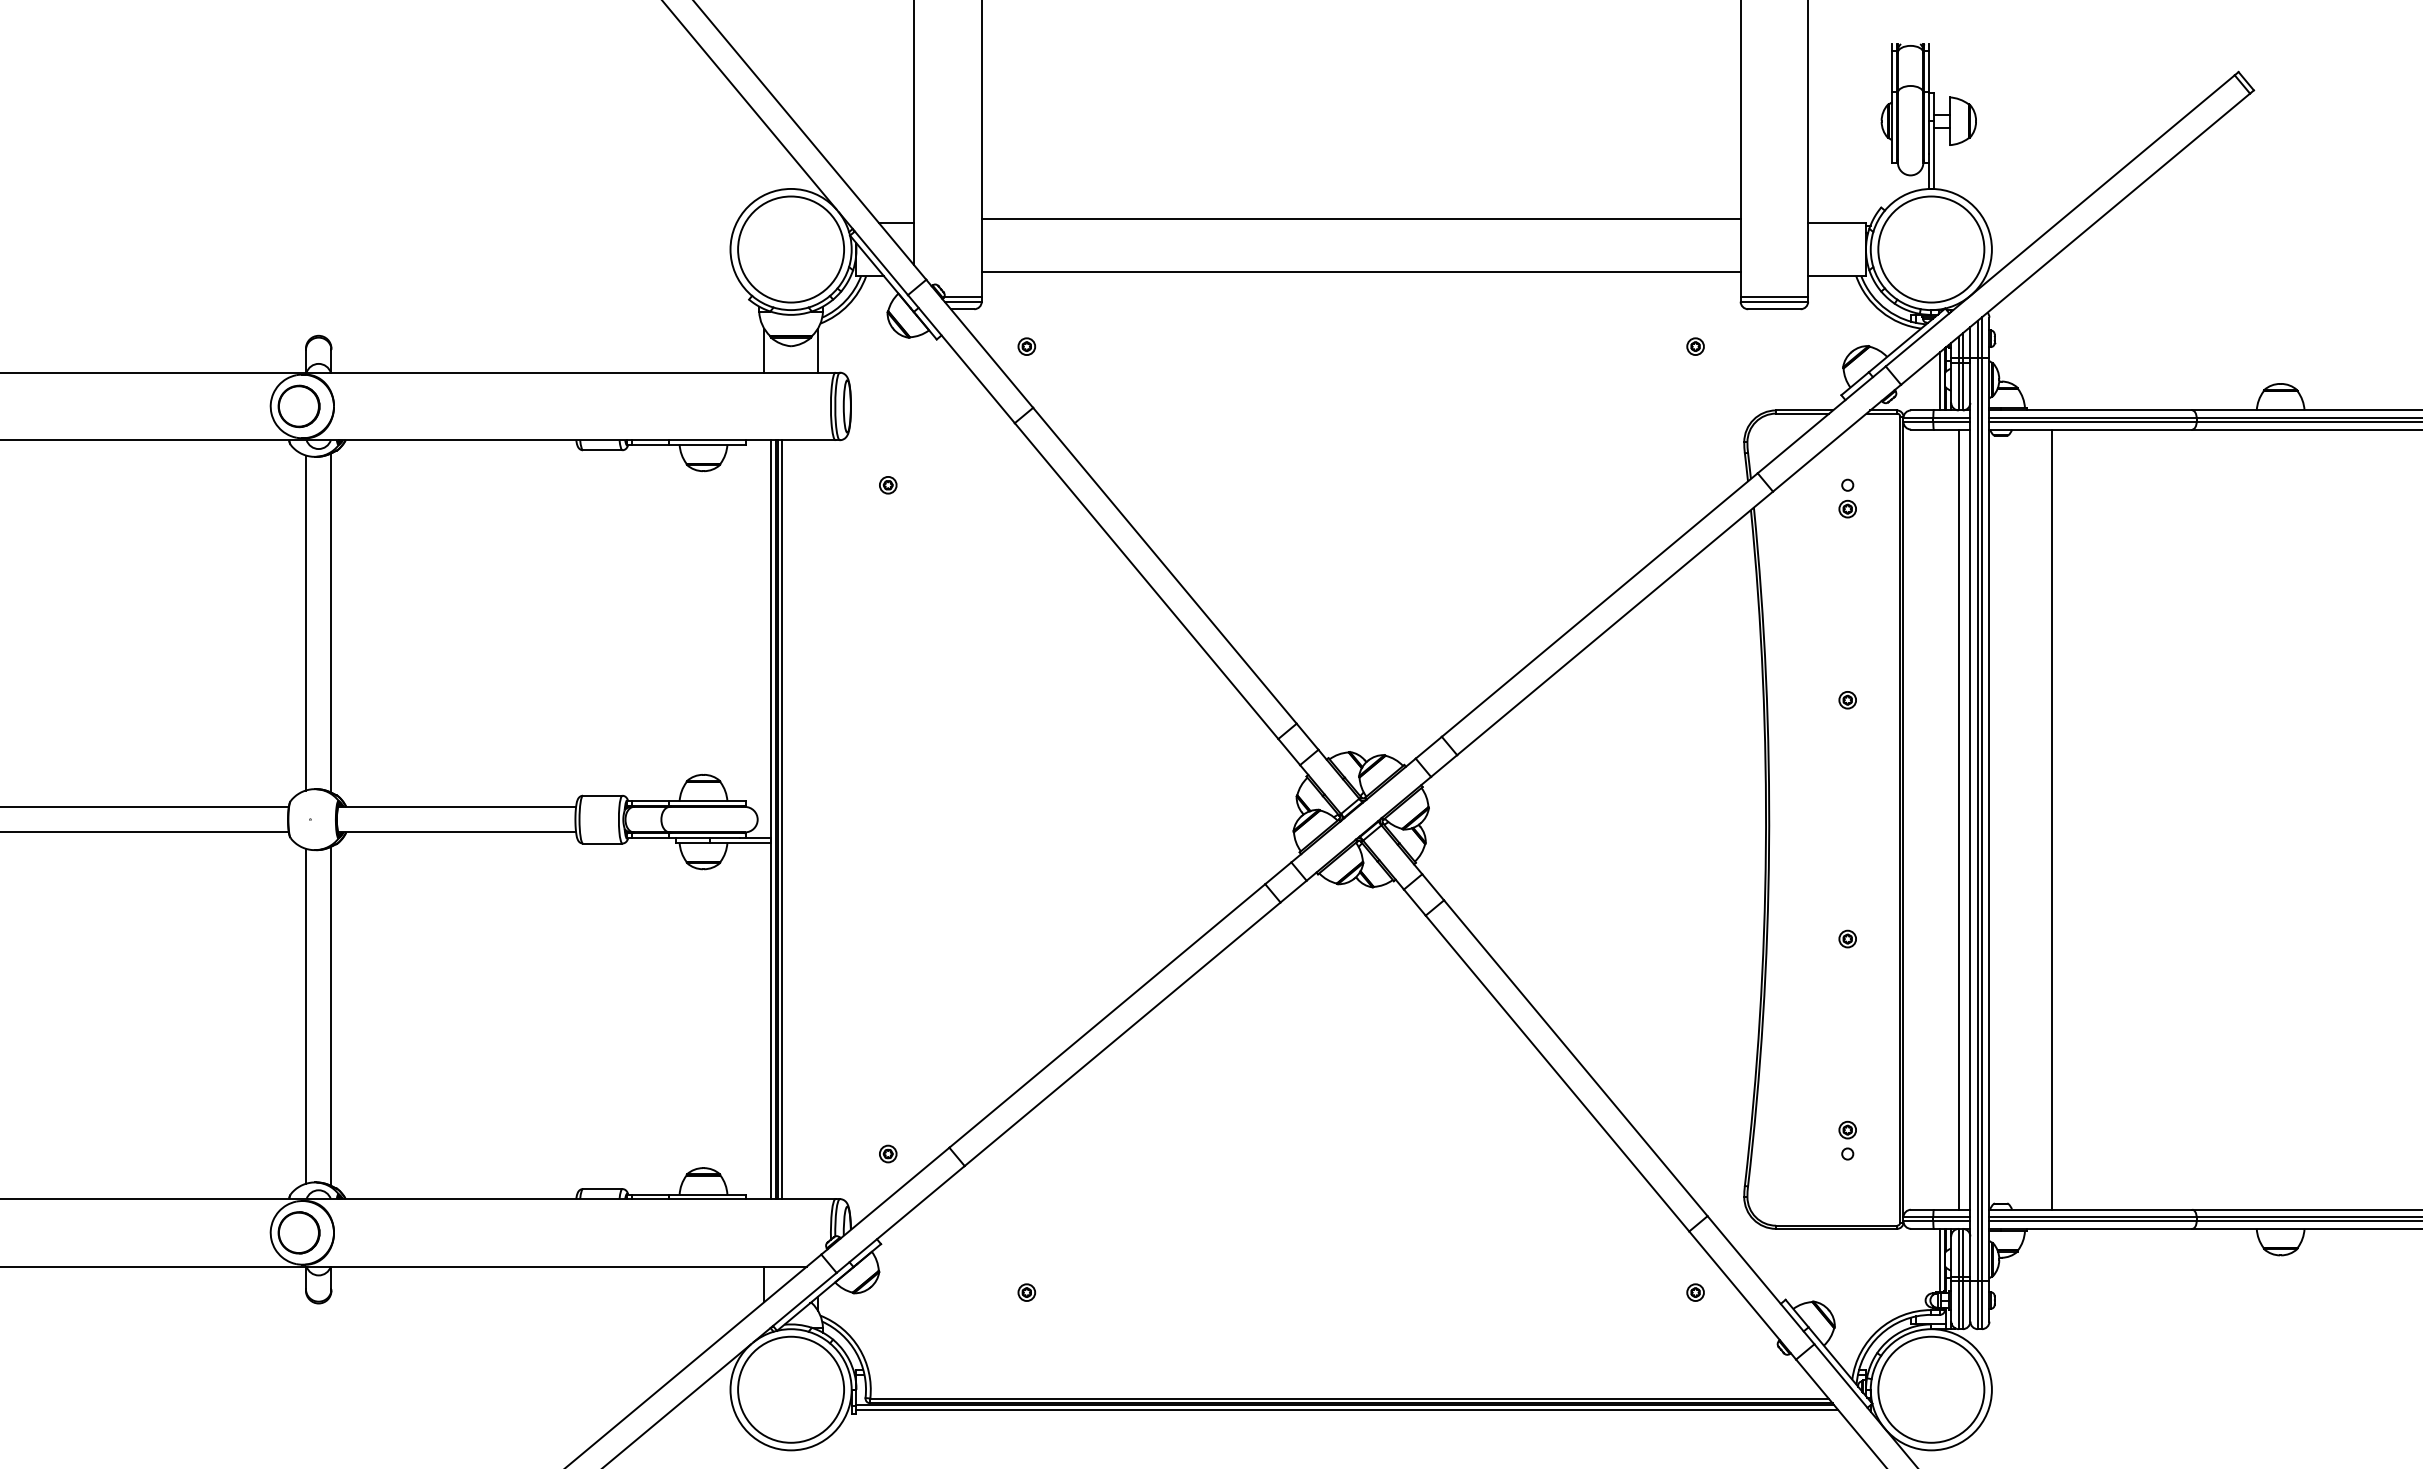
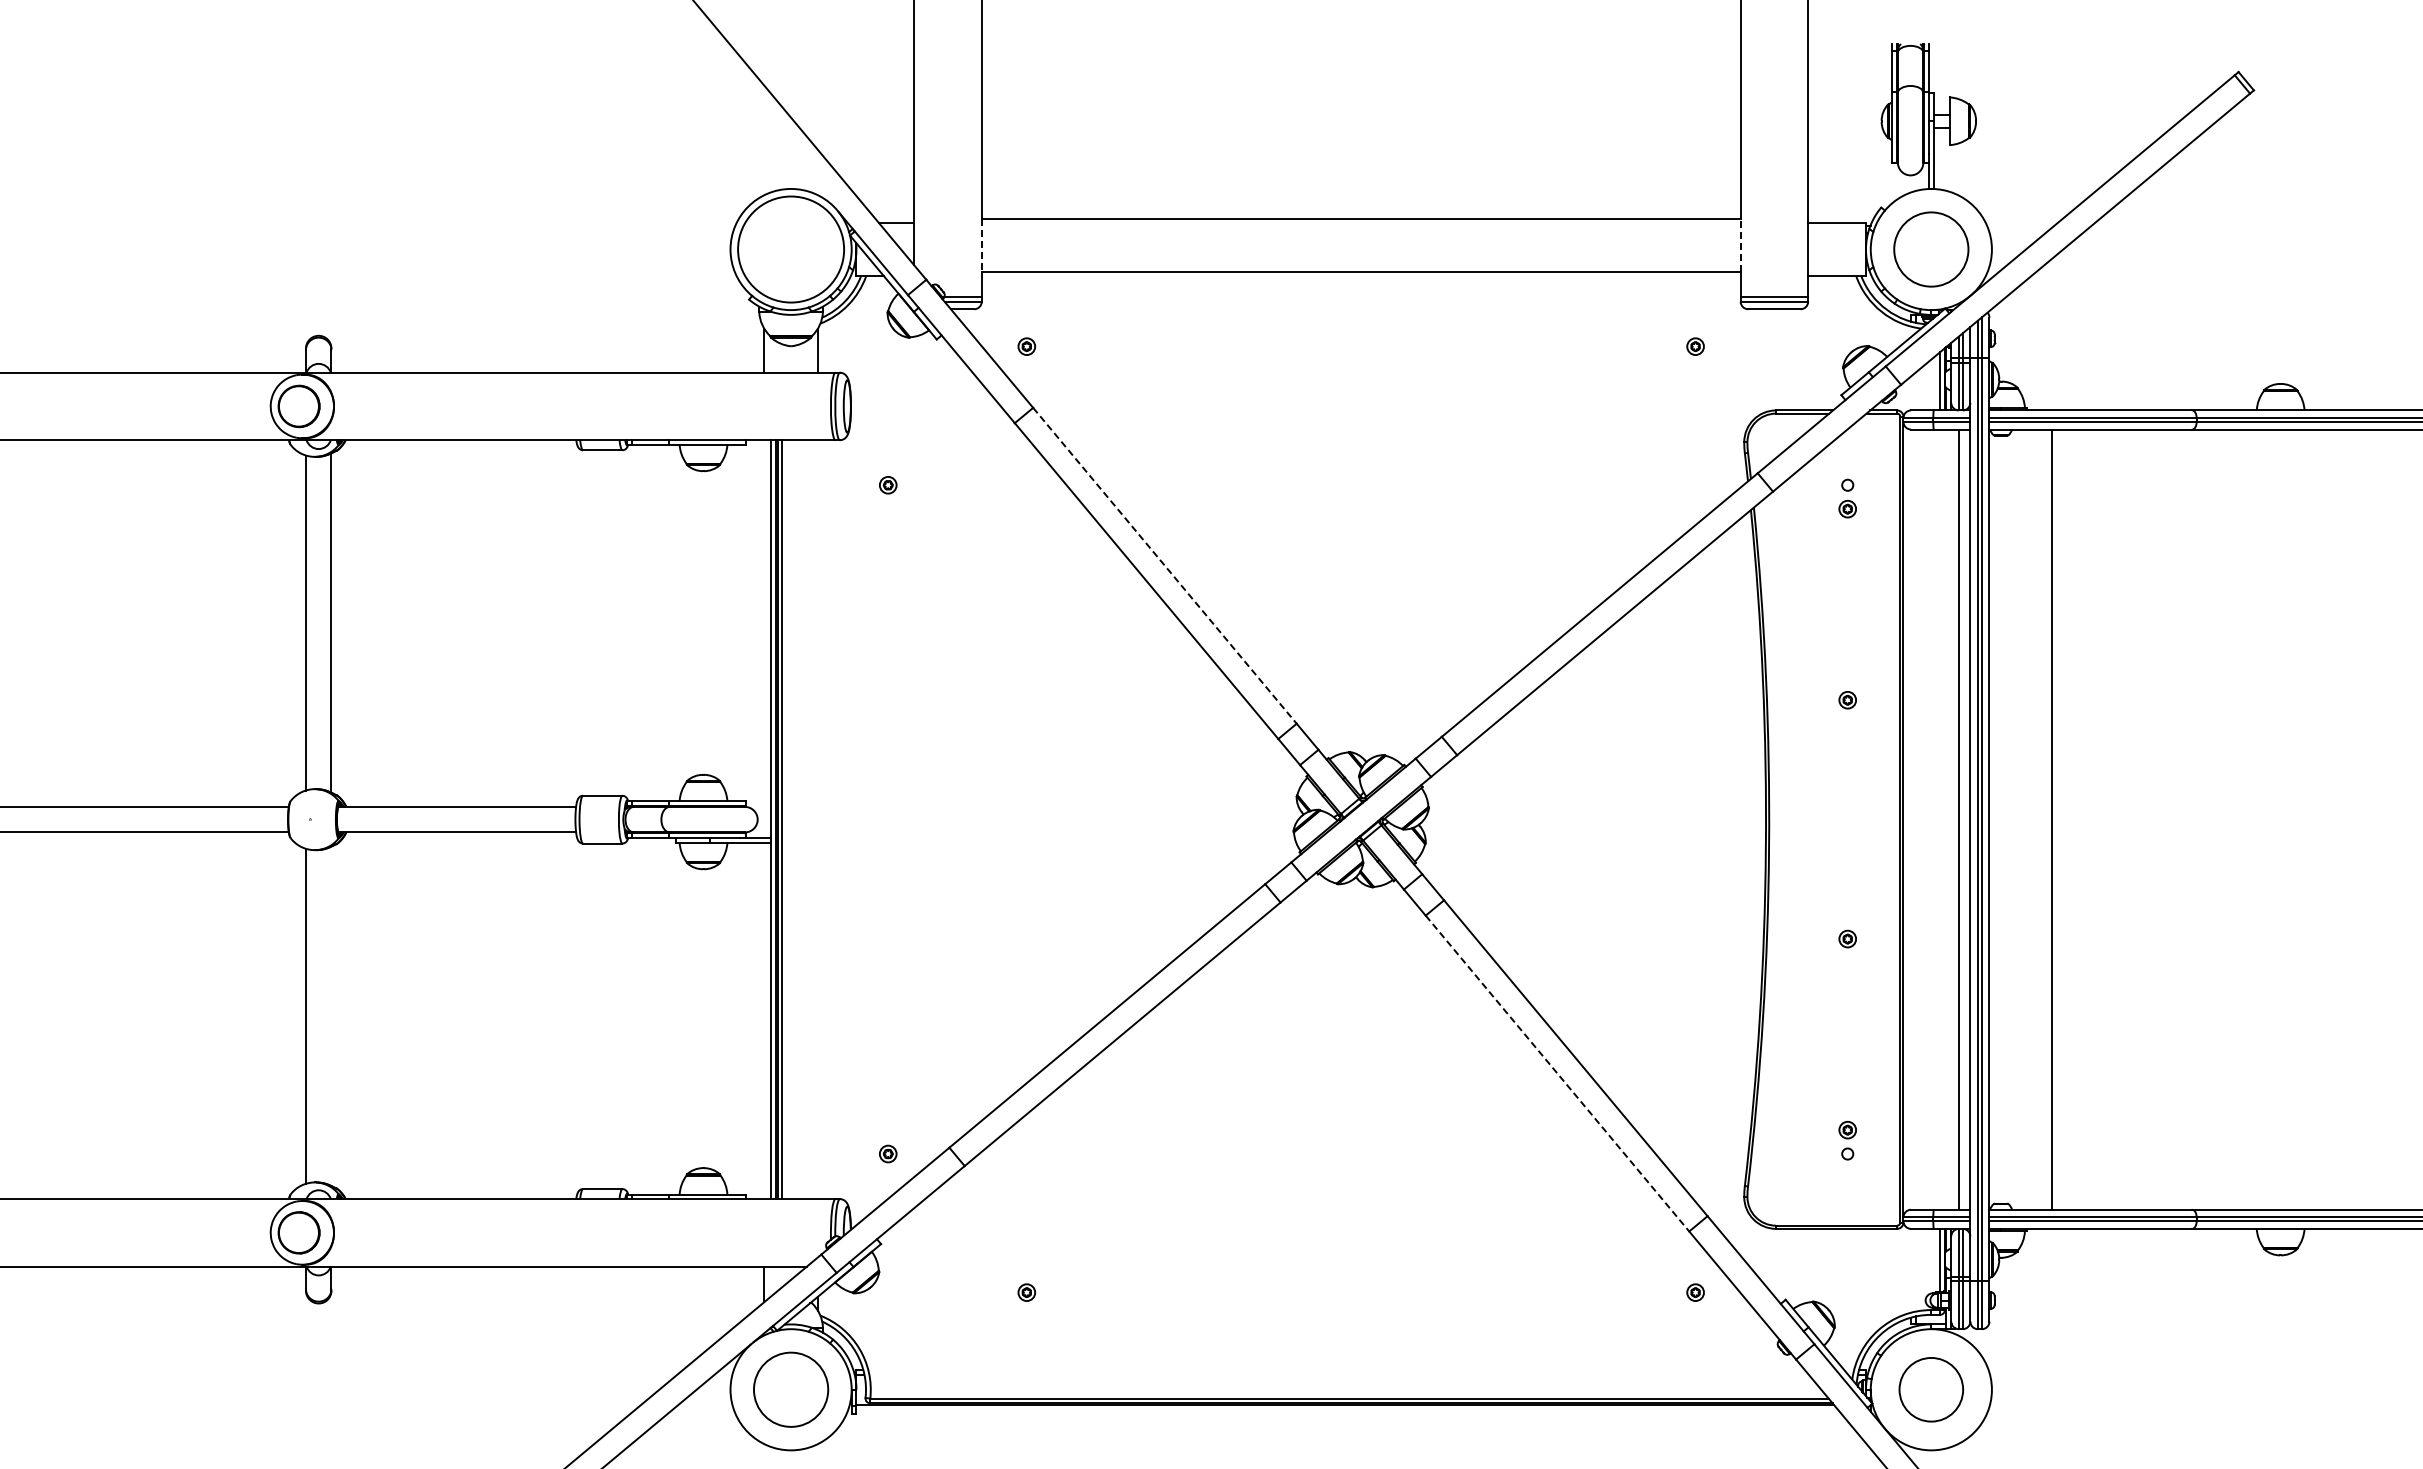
line: present -> none (749, 105)
line: solid -> dashed (981, 245)
line: solid -> dashed (1740, 245)
circle diameter: 106 px -> 74 px (1931, 249)
line: solid -> dashed (1164, 565)
line: present -> none (331, 1016)
line: solid -> dashed (1557, 1073)
circle diameter: 106 px -> 74 px (790, 1389)
circle diameter: 106 px -> 64 px (1931, 1389)
line: present -> none (1346, 1409)
